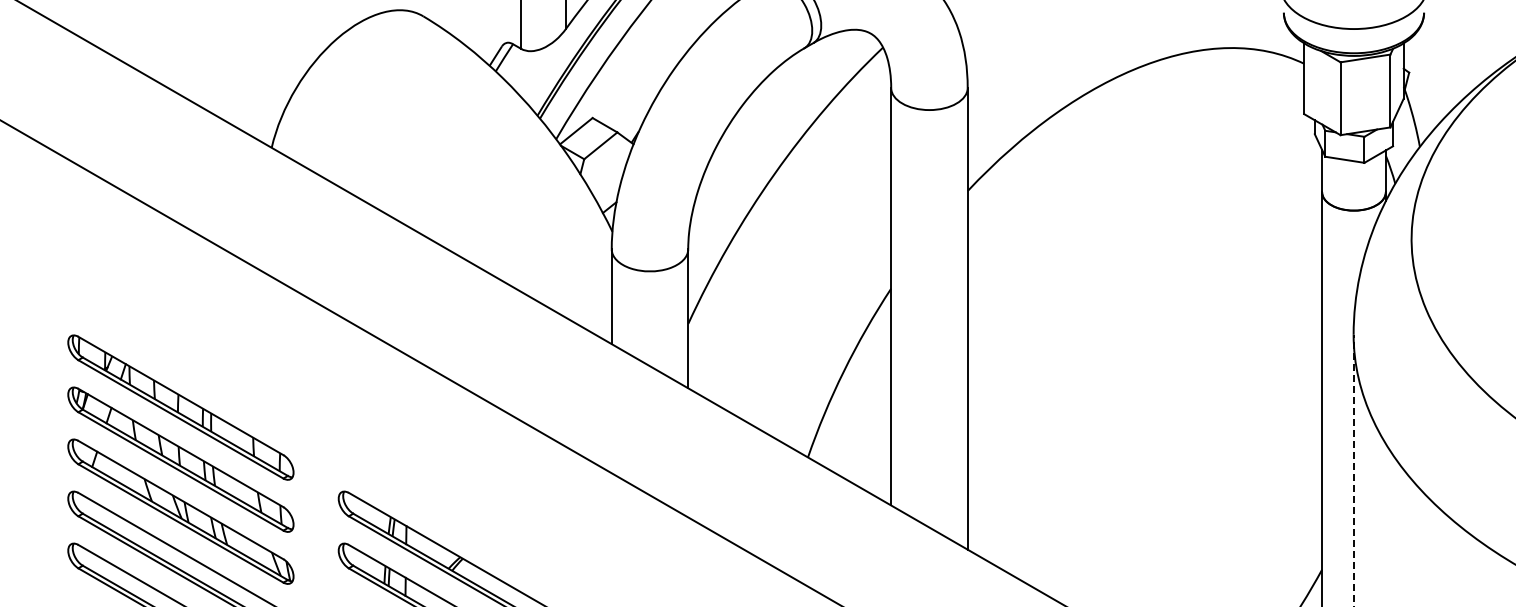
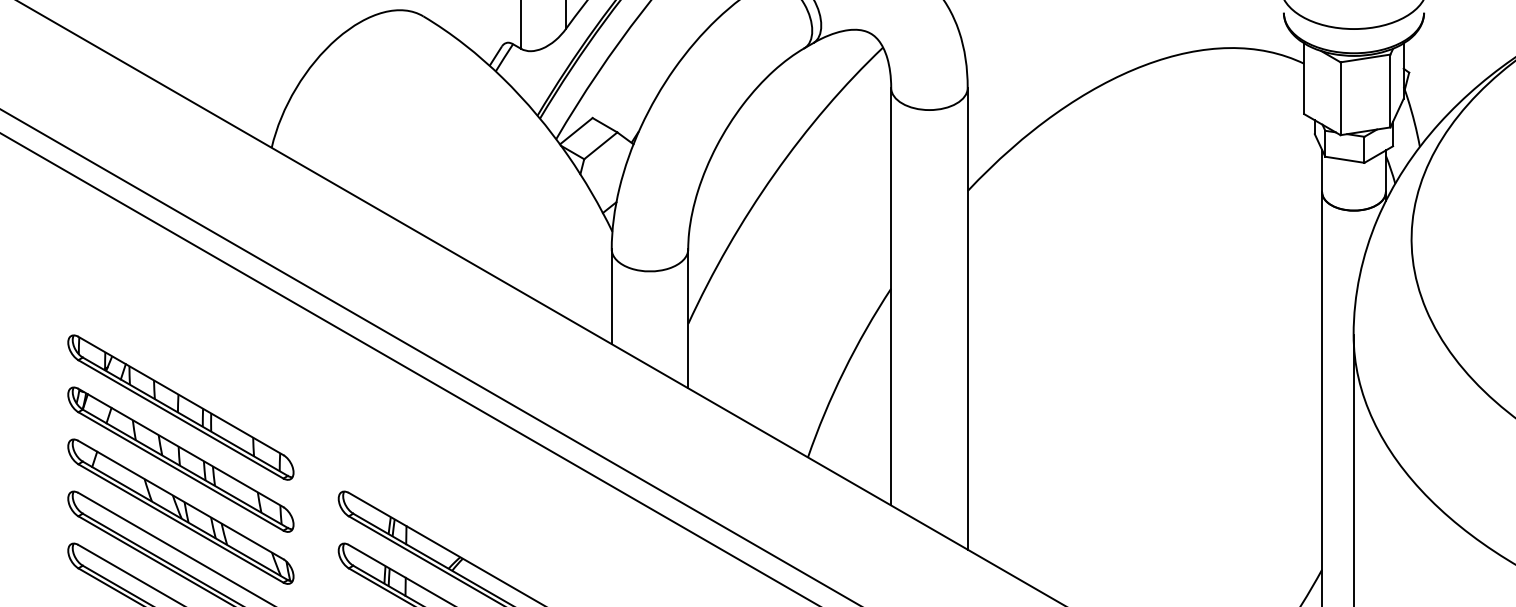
line: none -> present (429, 356)
line position: (420, 362) -> (408, 368) (408, 368)
line: dashed -> solid (1353, 470)
